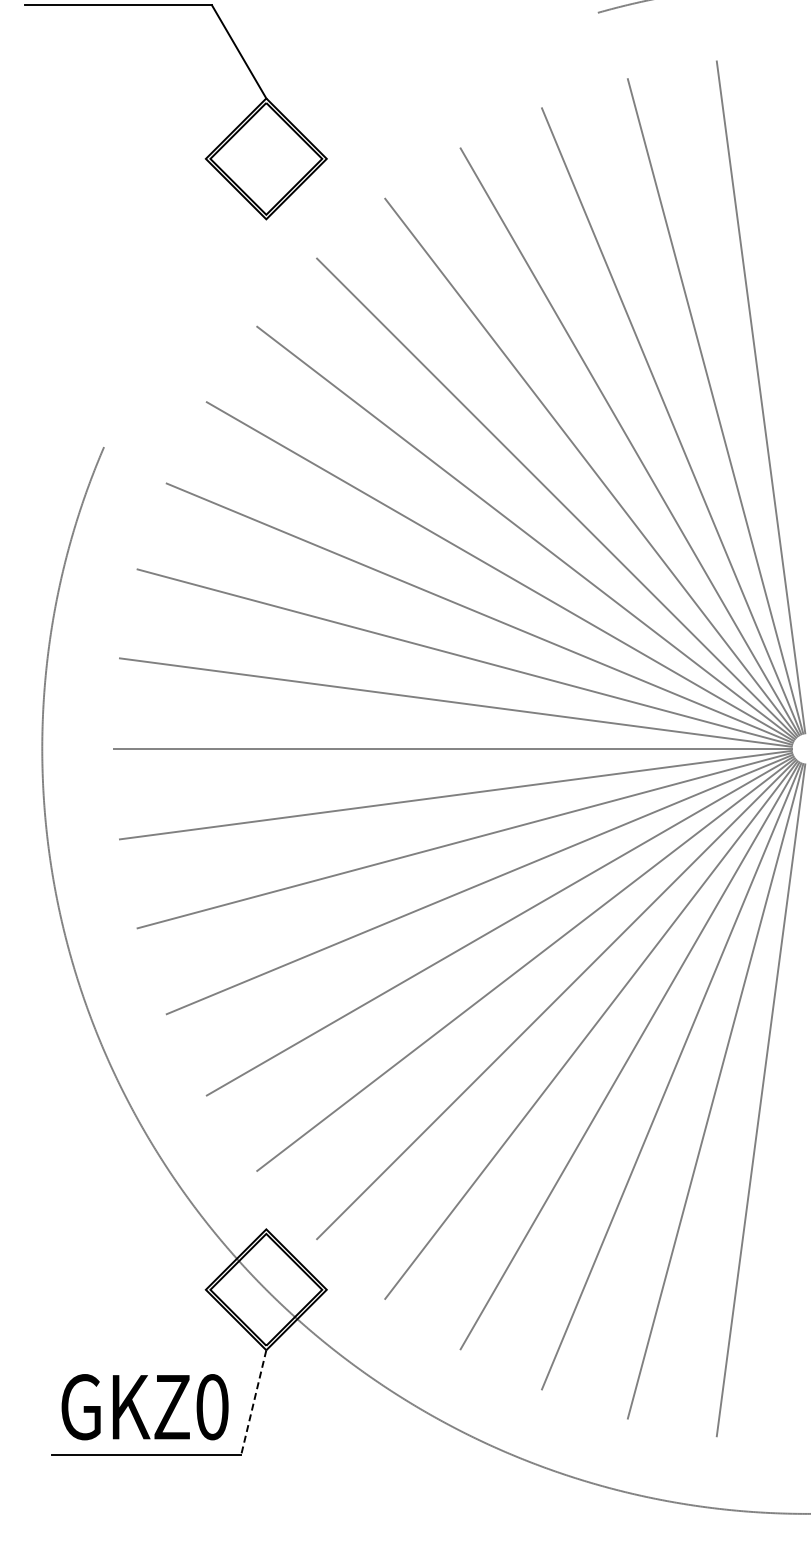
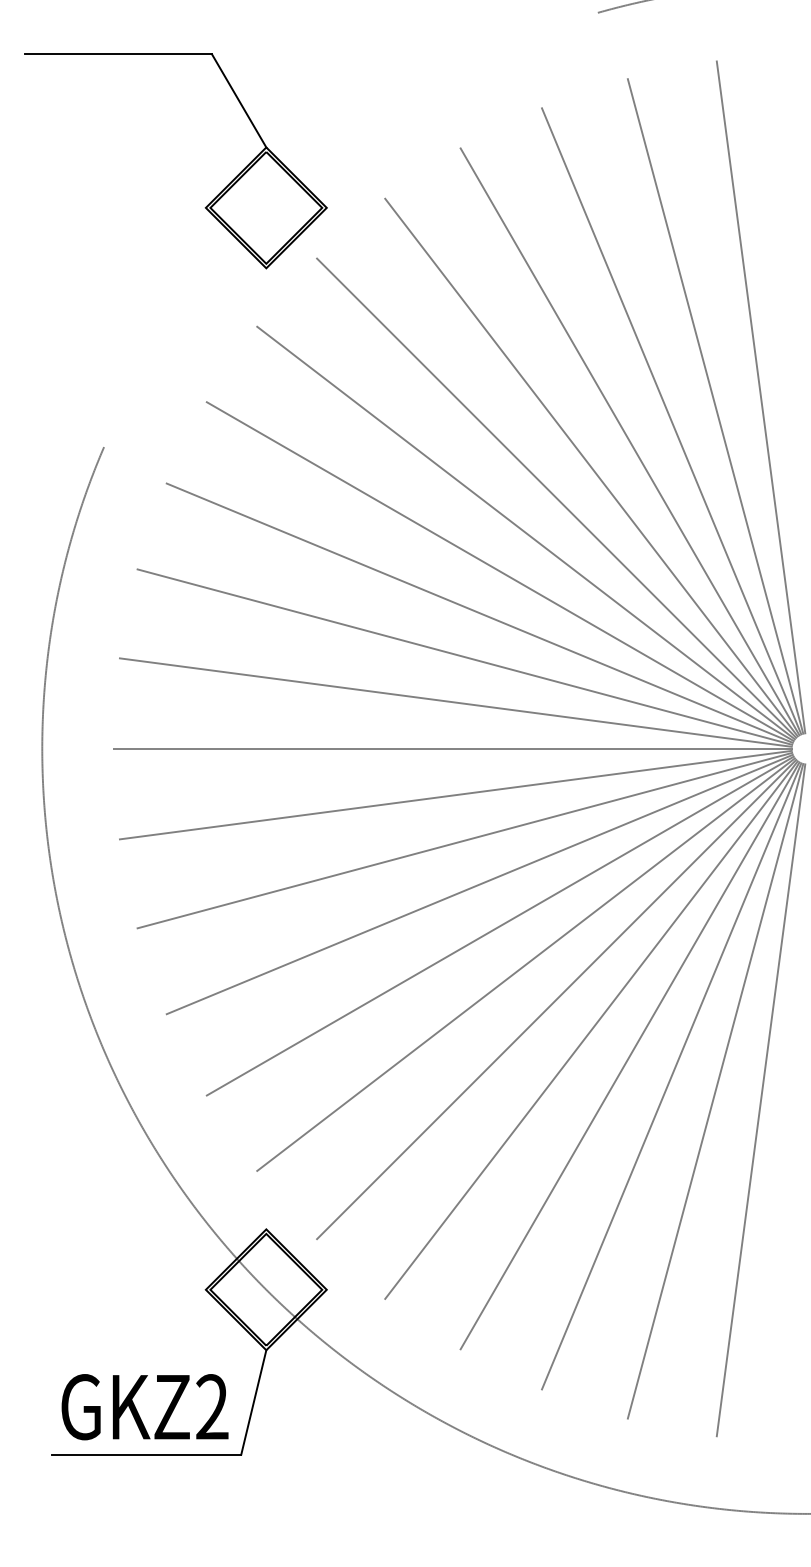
part position: (213, 149) -> (213, 198) (213, 198)
line: dashed -> solid (253, 1402)
text: GKZ0 -> GKZ2 (212, 1407)
